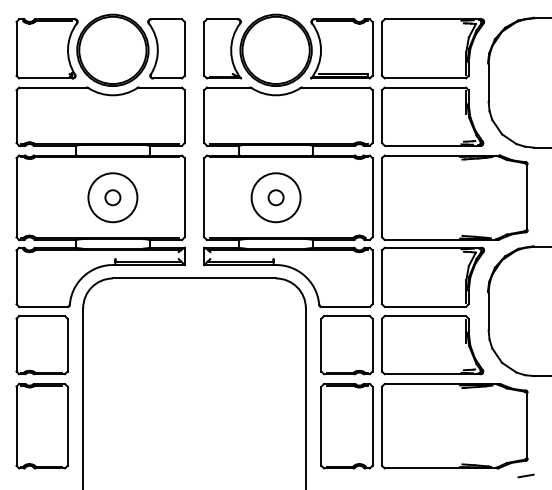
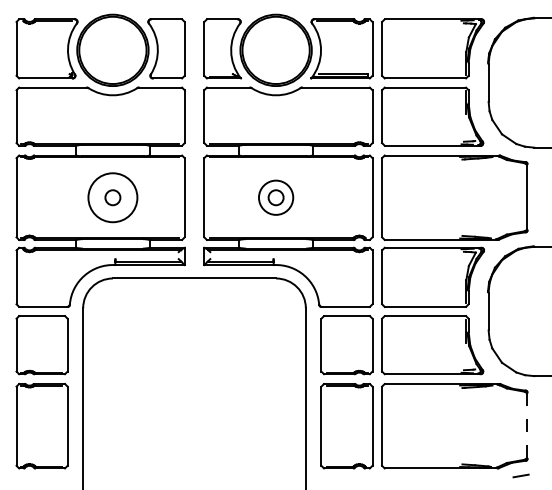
circle diameter: 49 px -> 34 px (275, 197)
line: solid -> dashed (527, 426)
line position: (525, 475) -> (520, 475) (520, 475)
